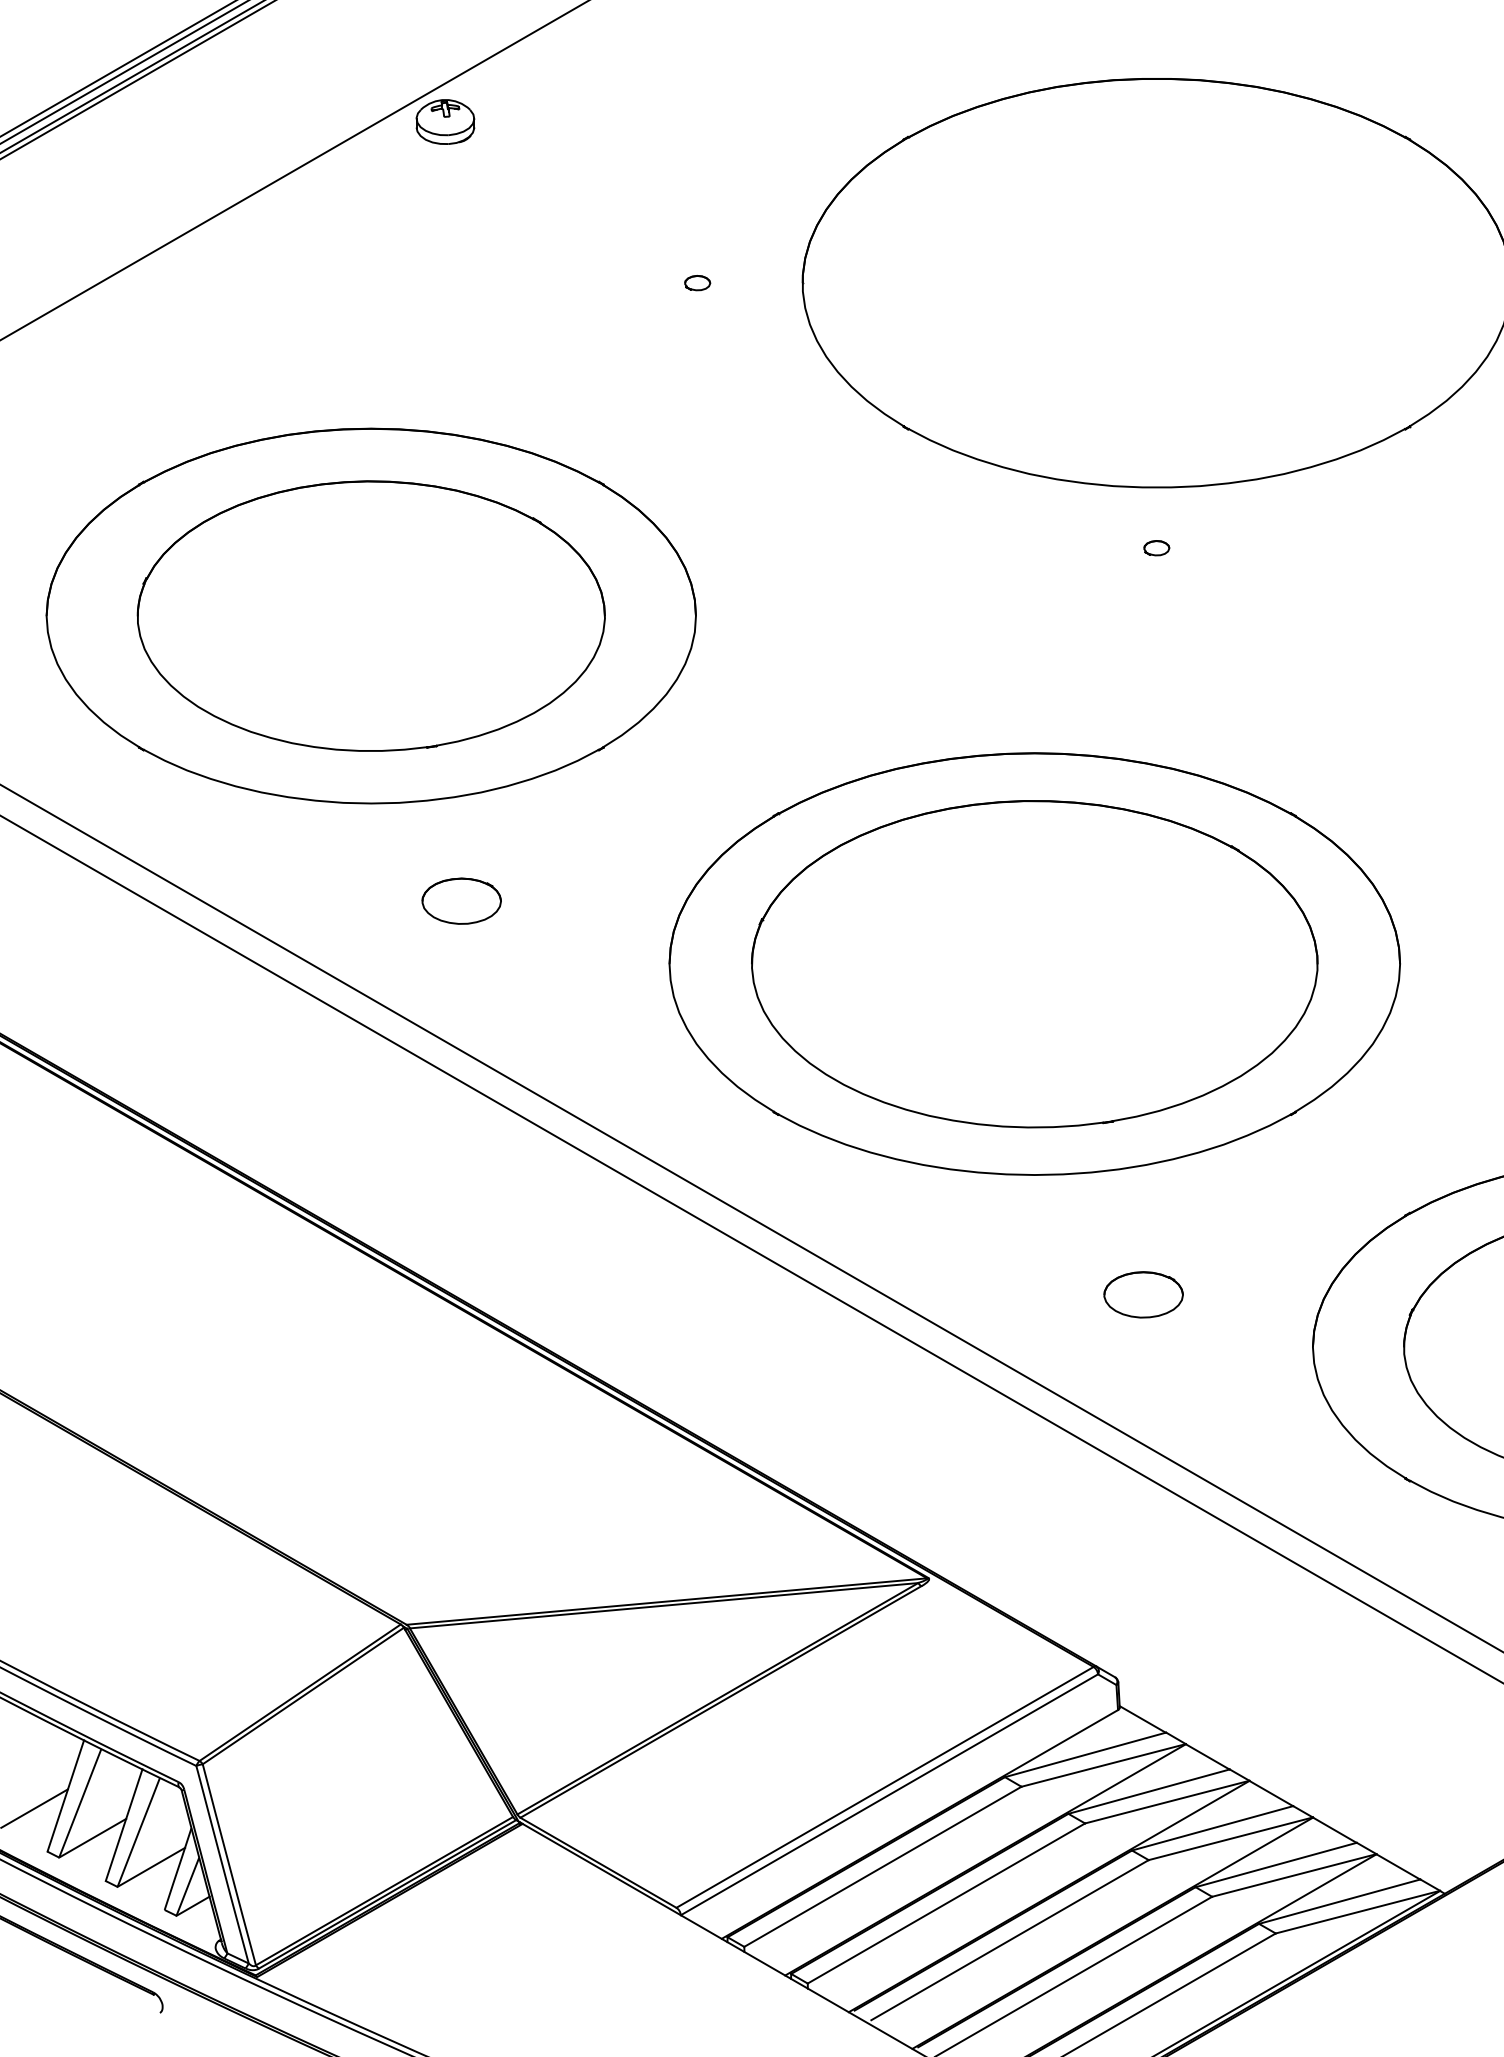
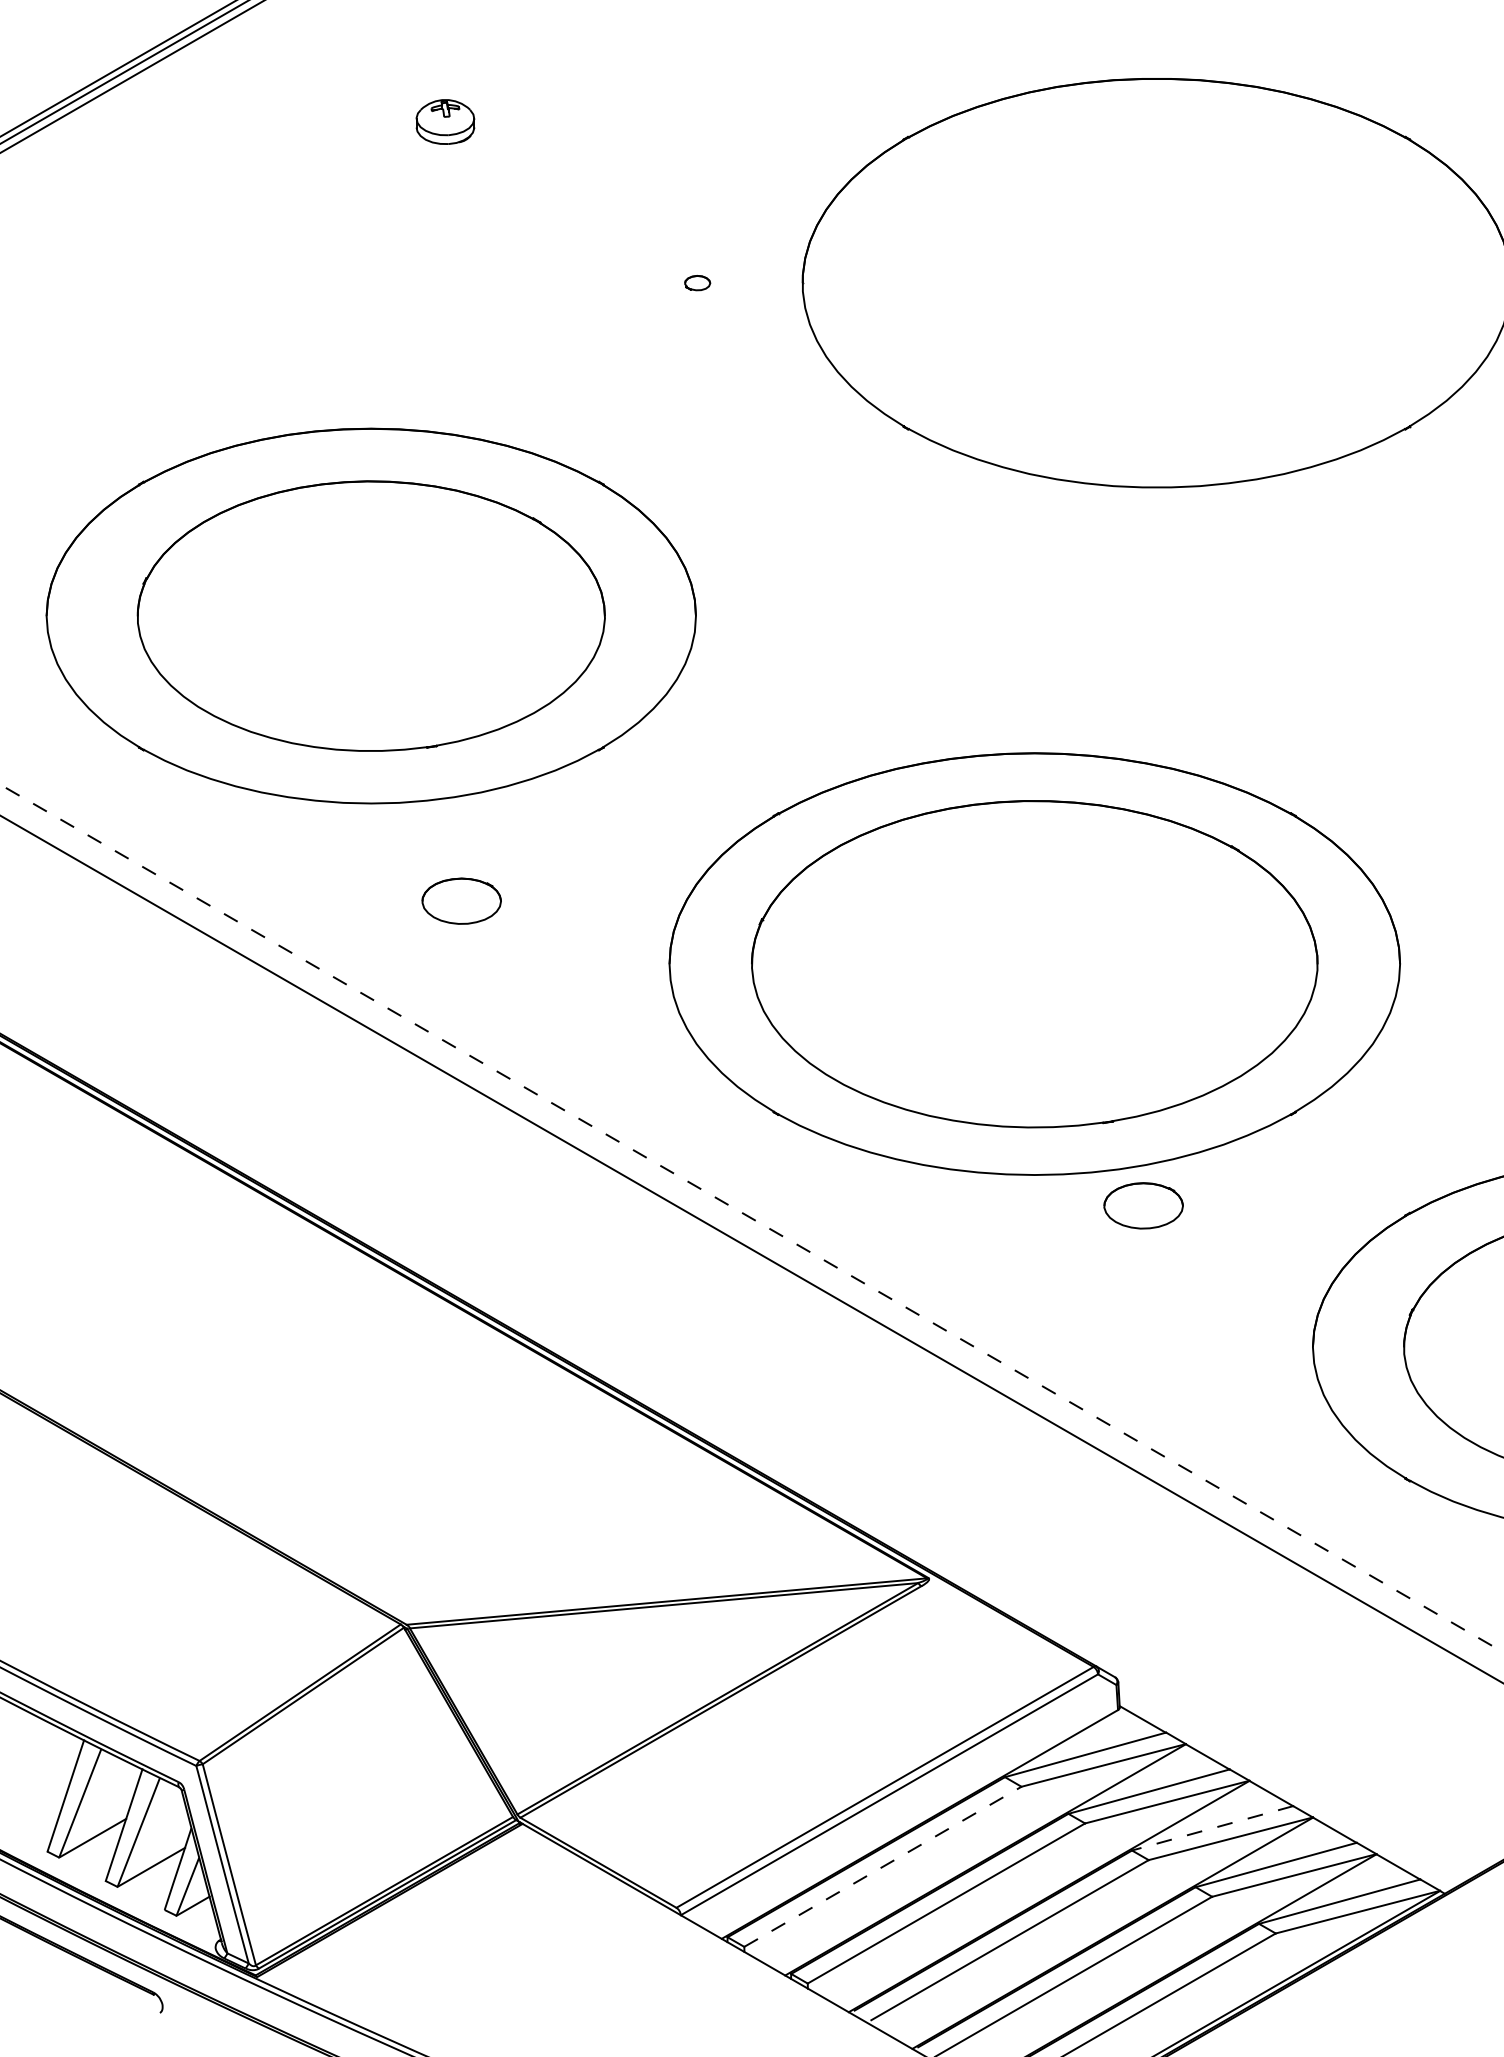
line: present -> none (137, 80)
line: present -> none (293, 170)
part: present -> none (1156, 548)
line: solid -> dashed (751, 1218)
part position: (1143, 1294) -> (1143, 1205) (1143, 1205)
line: present -> none (34, 1808)
line: solid -> dashed (1212, 1828)
line: solid -> dashed (883, 1866)
